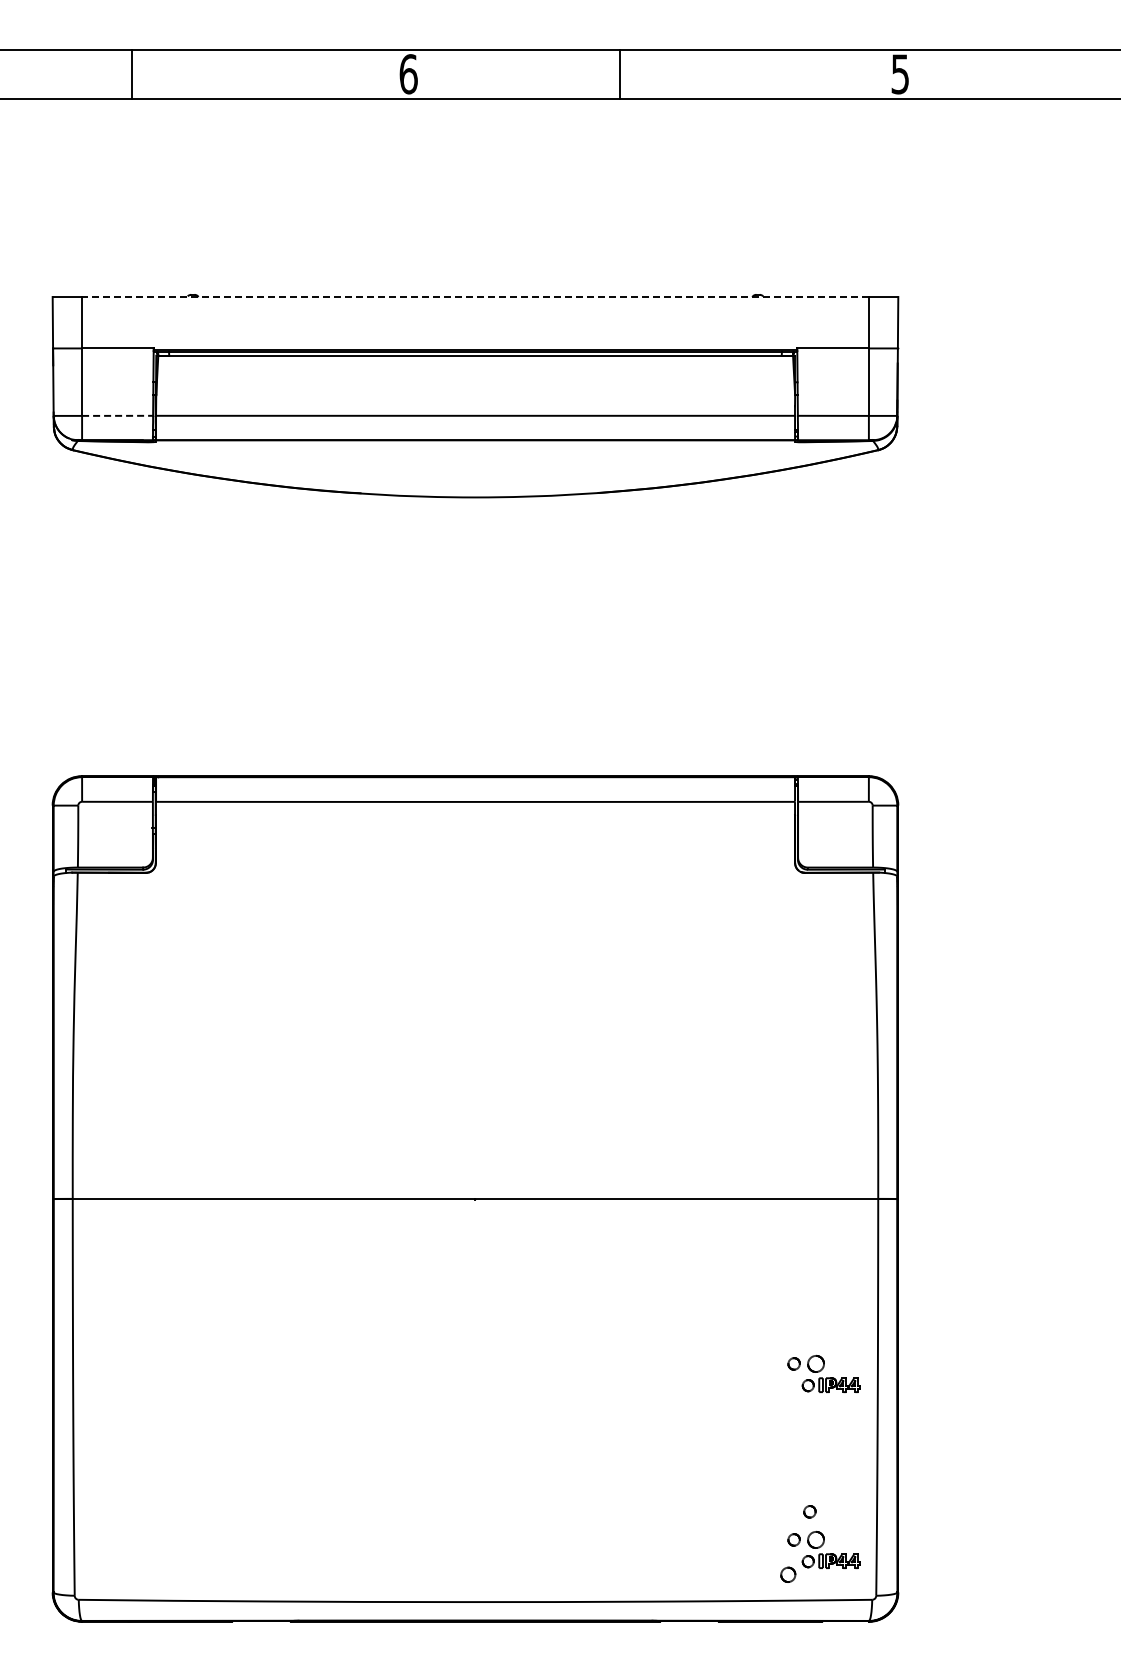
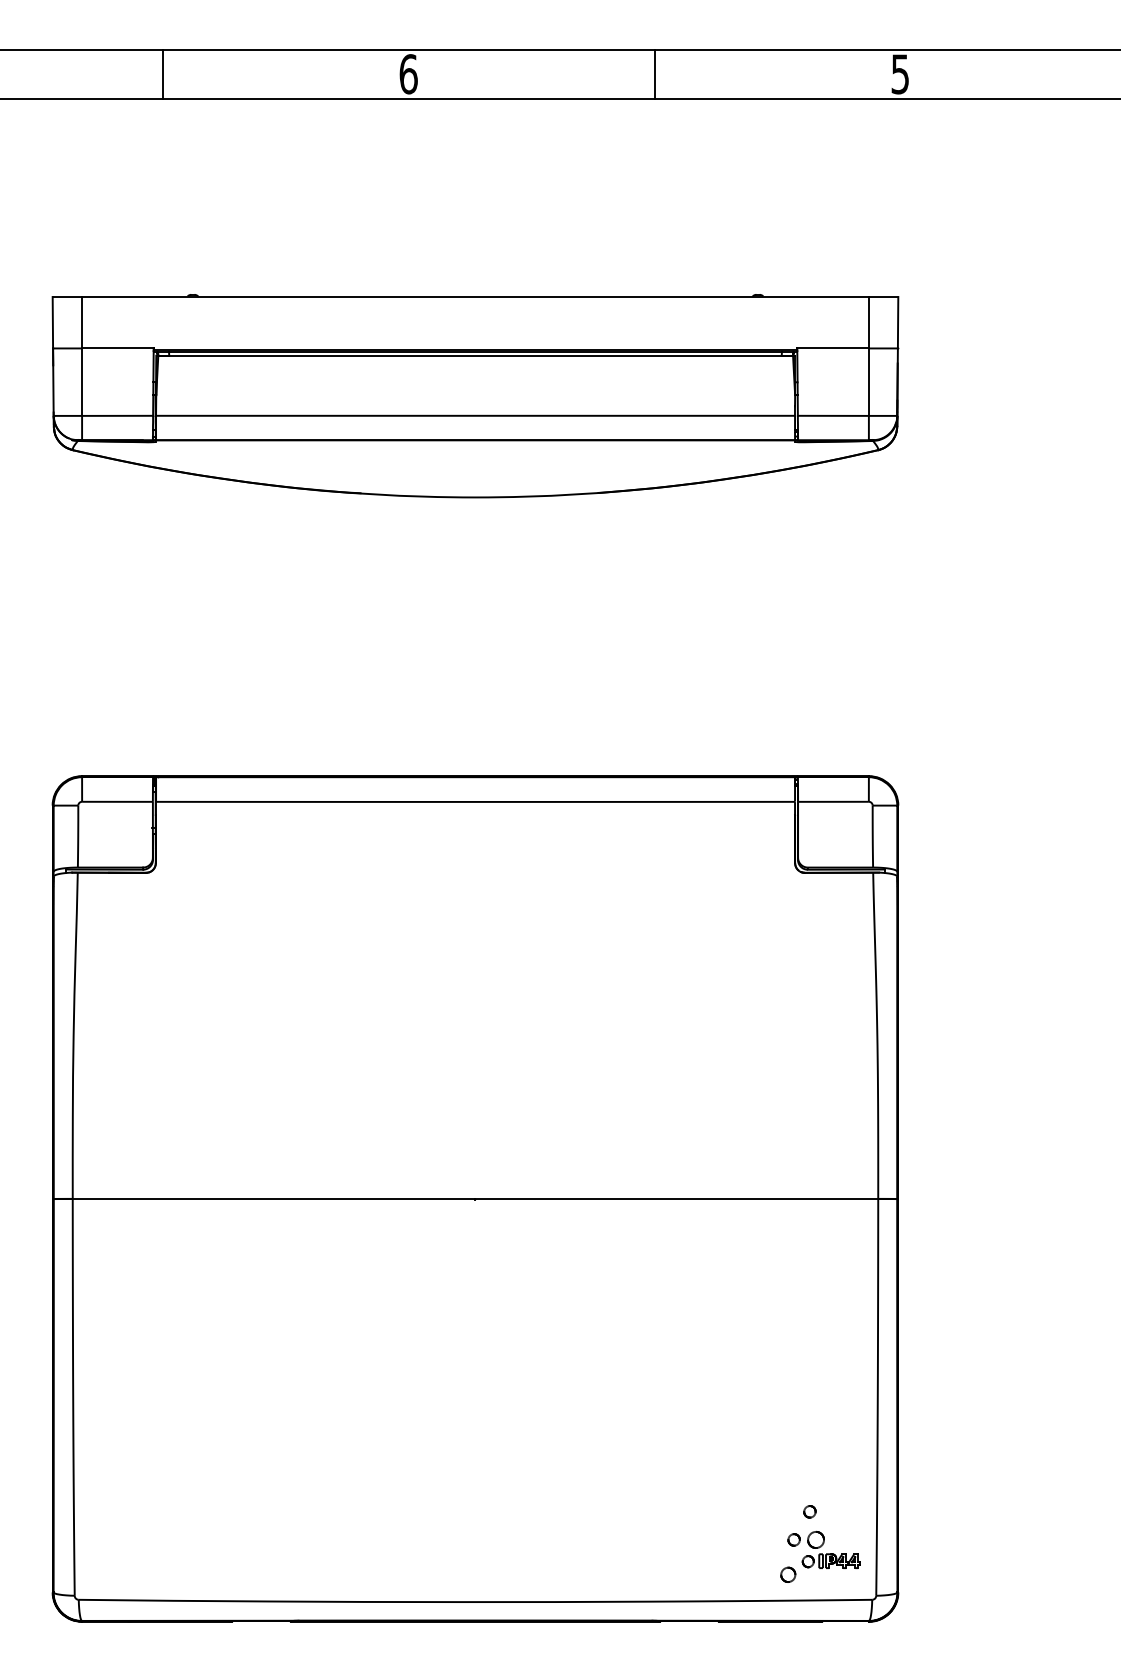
line position: (132, 74) -> (163, 74) (163, 74)
line position: (619, 74) -> (654, 74) (654, 74)
line: dashed -> solid (474, 297)
line: dashed -> solid (117, 415)
part: present -> none (823, 1373)
